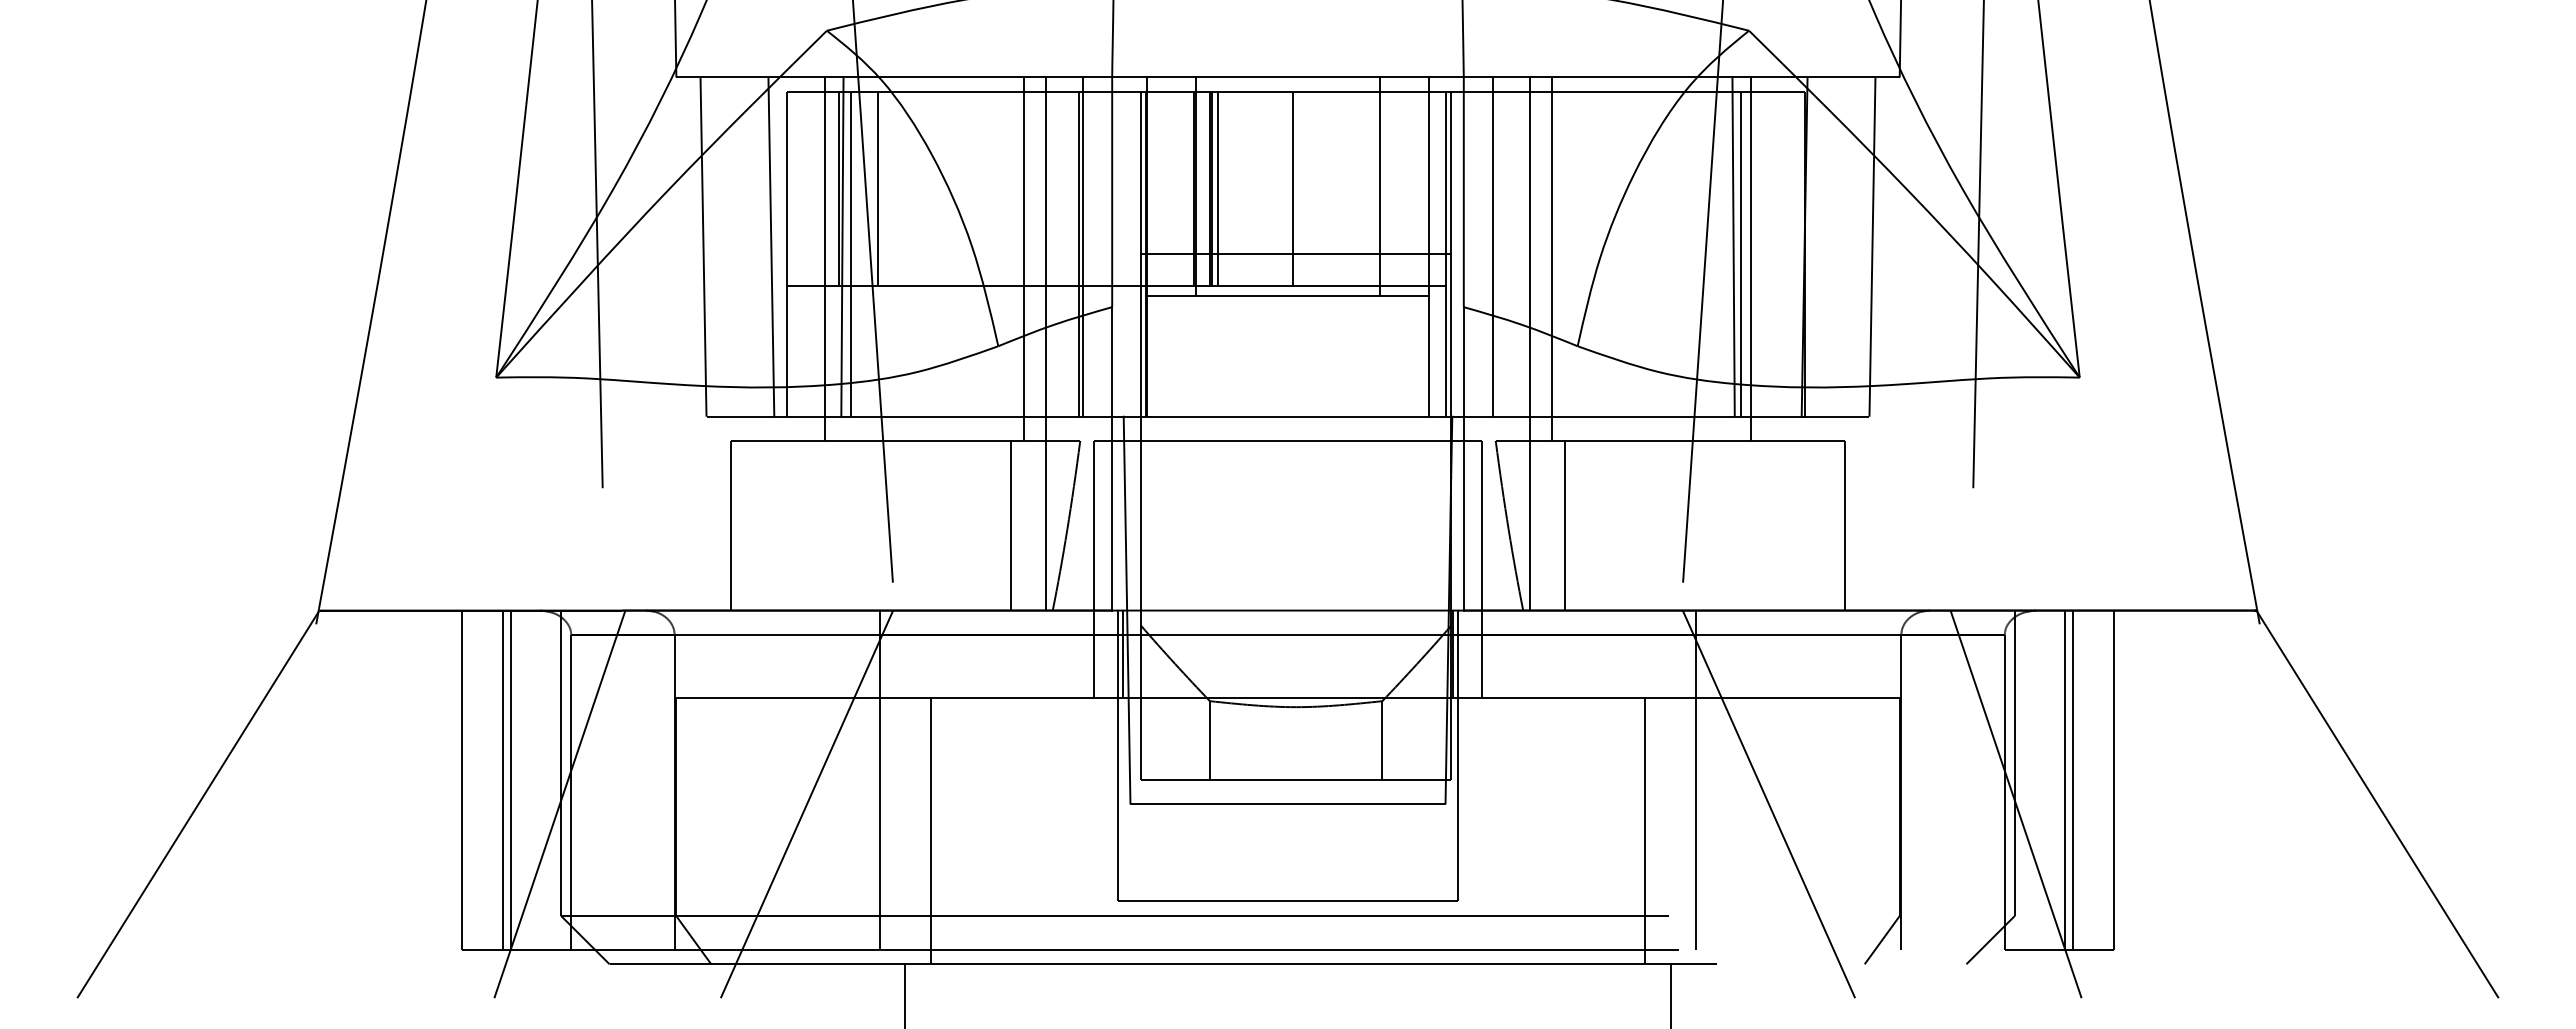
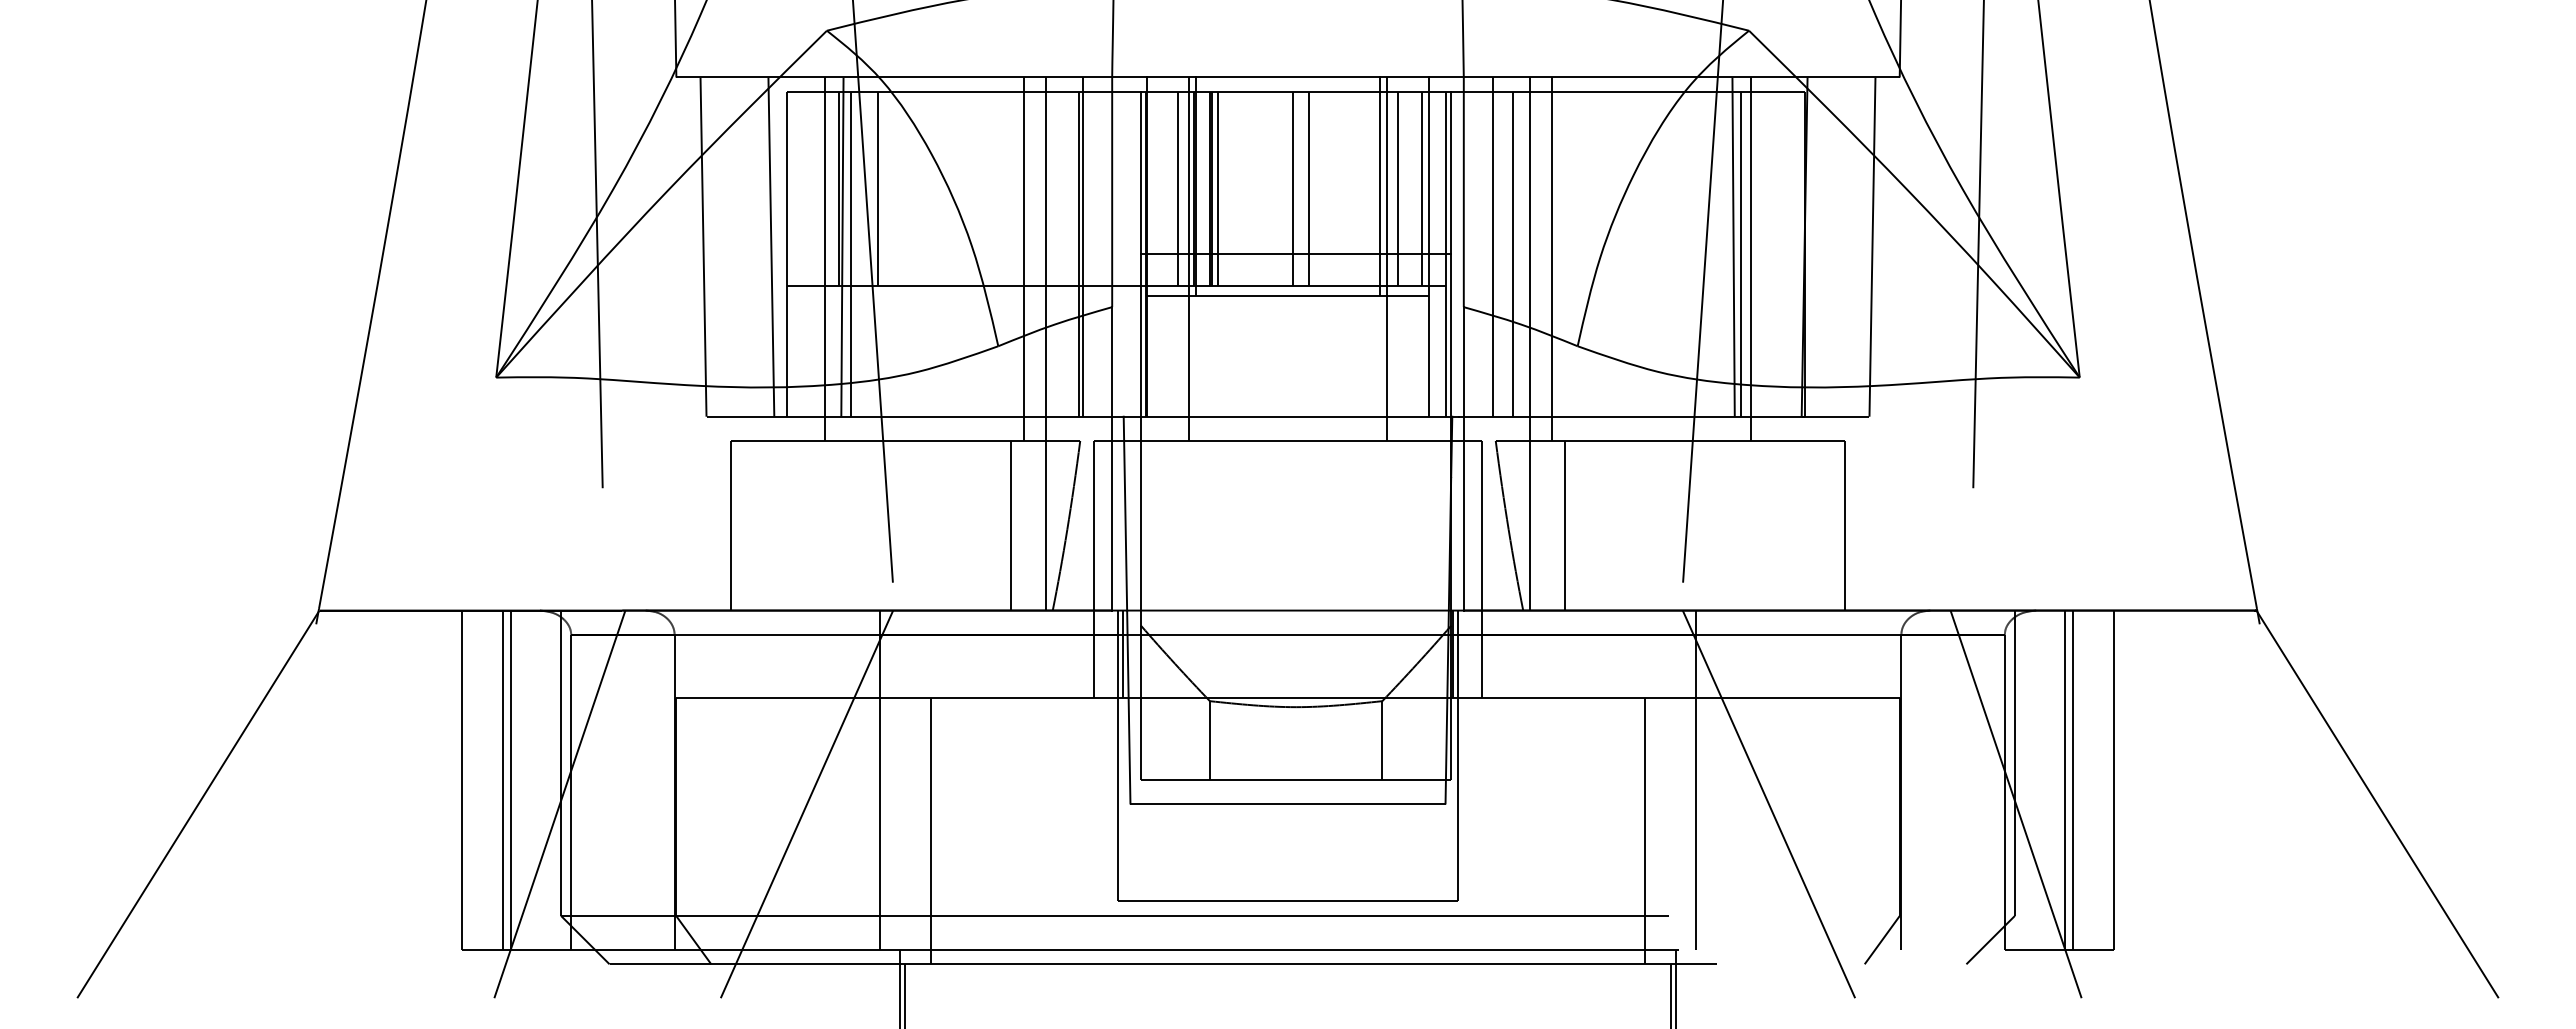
line: none -> present (1177, 188)
line: none -> present (1308, 188)
line: none -> present (1397, 188)
line: none -> present (1422, 188)
line: none -> present (1512, 254)
line: none -> present (1188, 258)
line: none -> present (1387, 258)
line: none -> present (900, 987)
line: none -> present (1675, 987)
